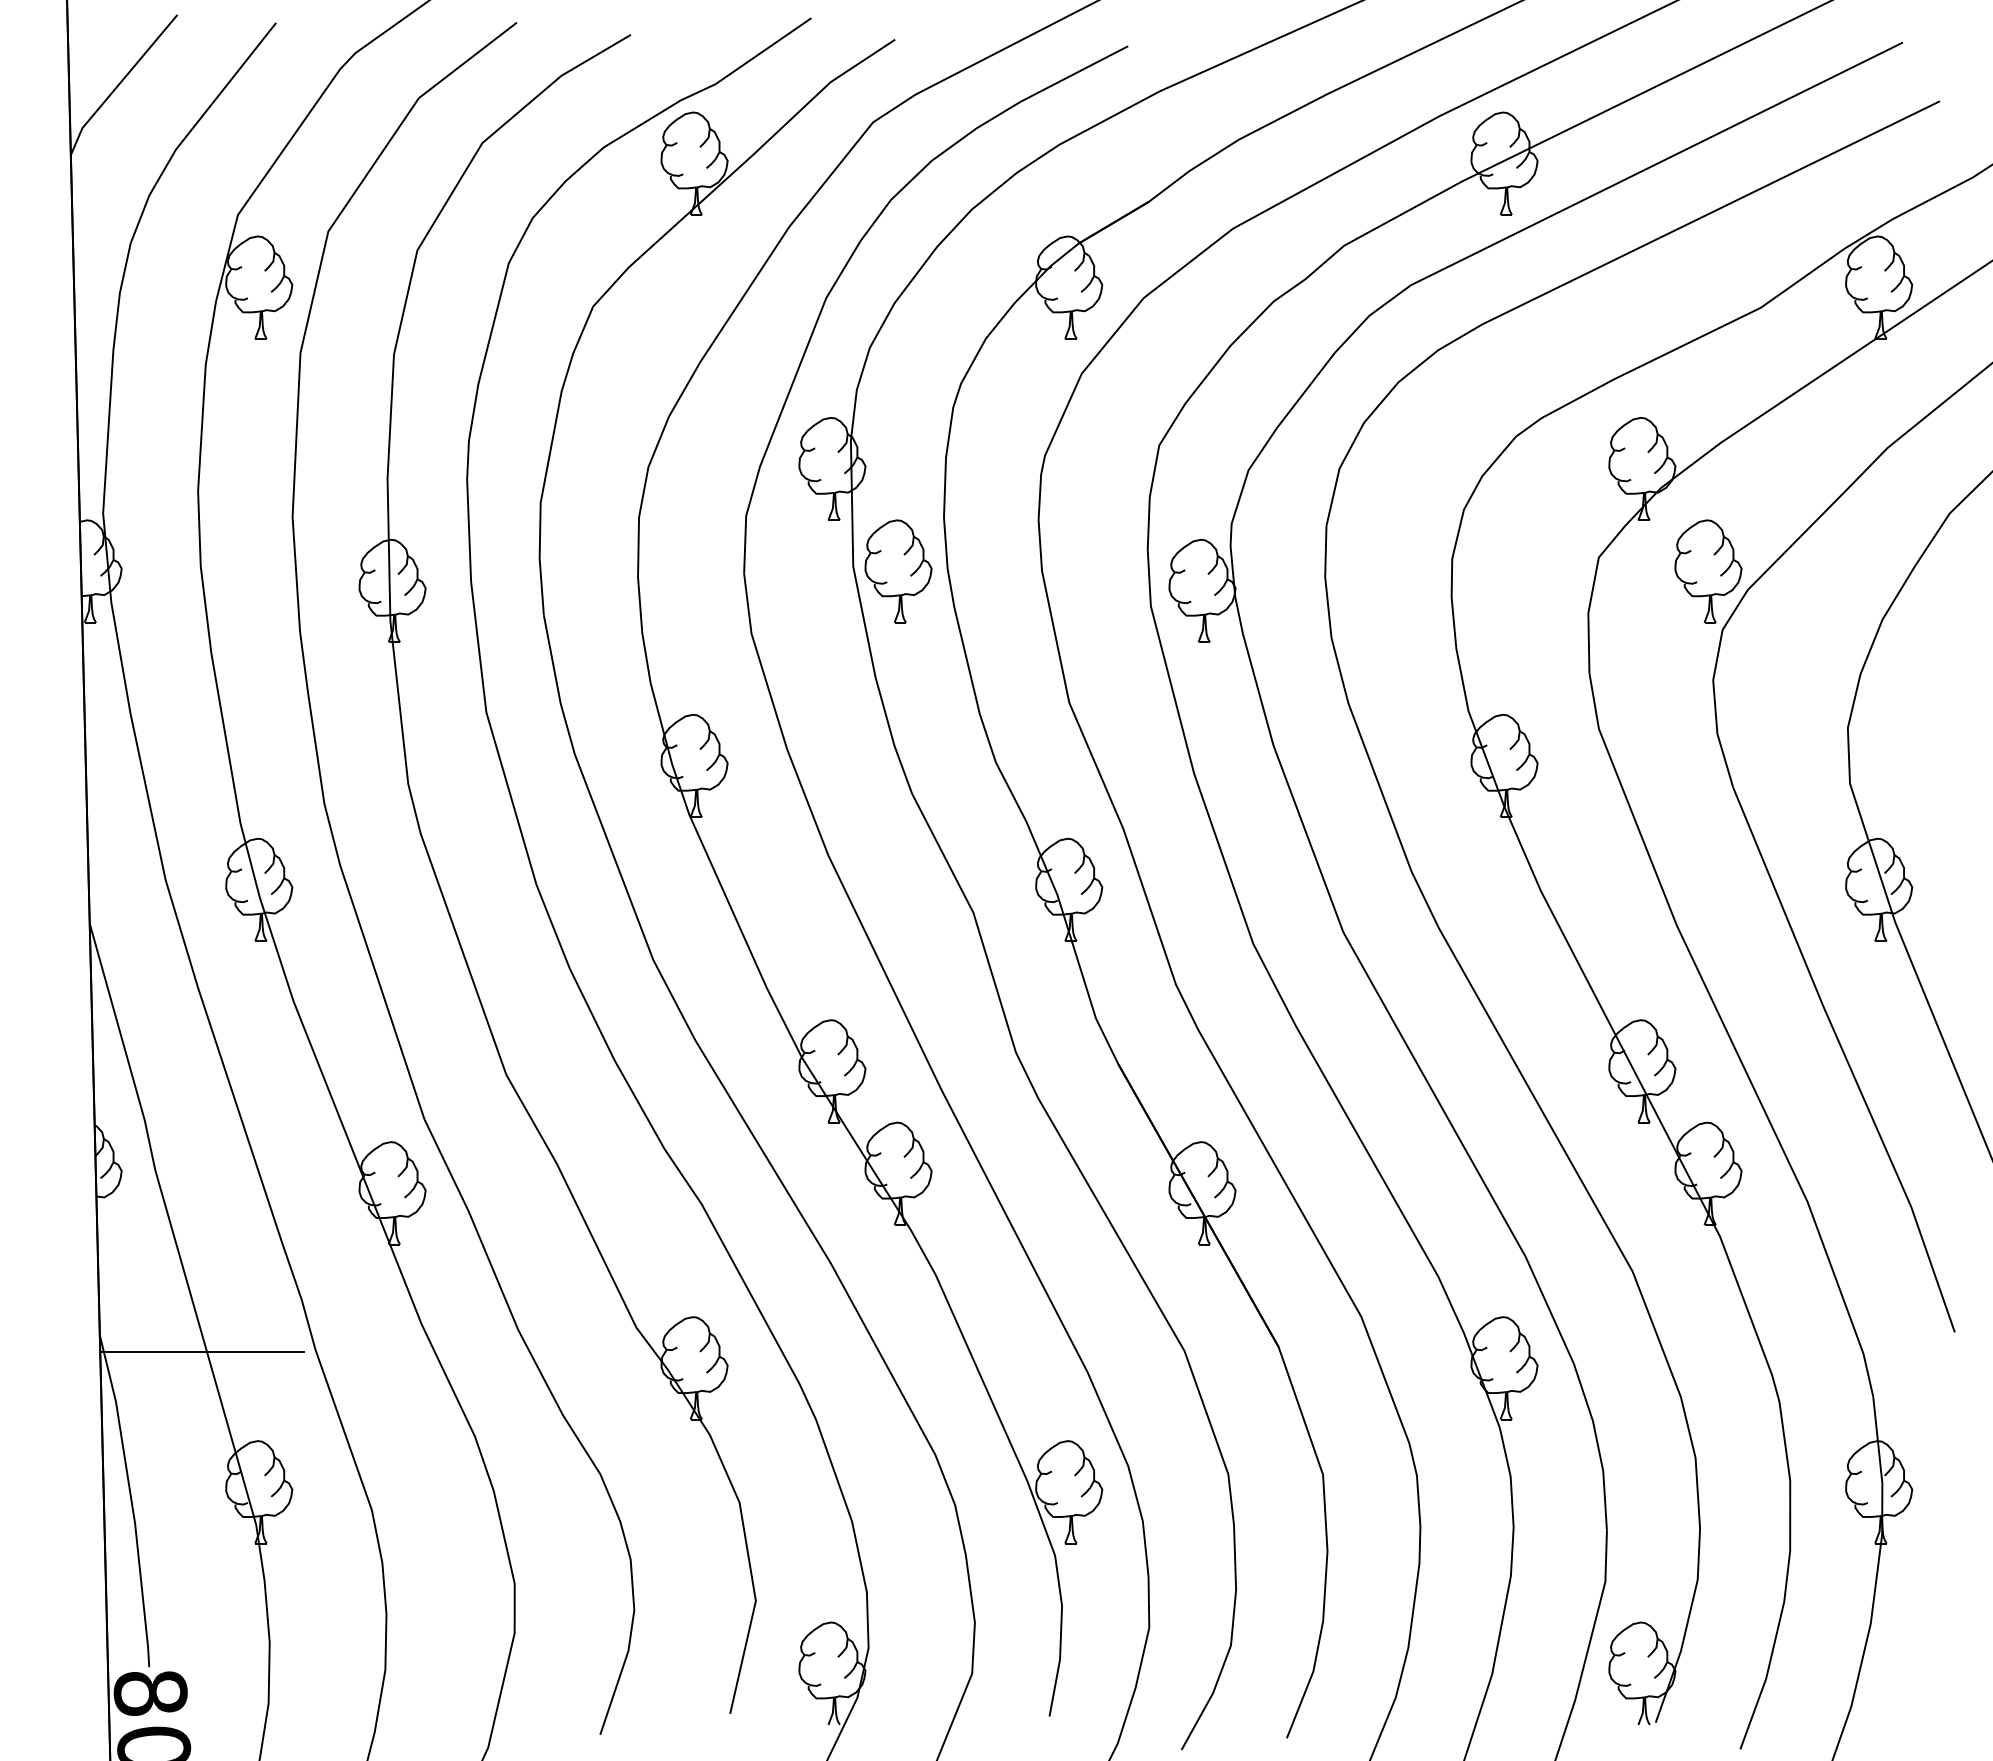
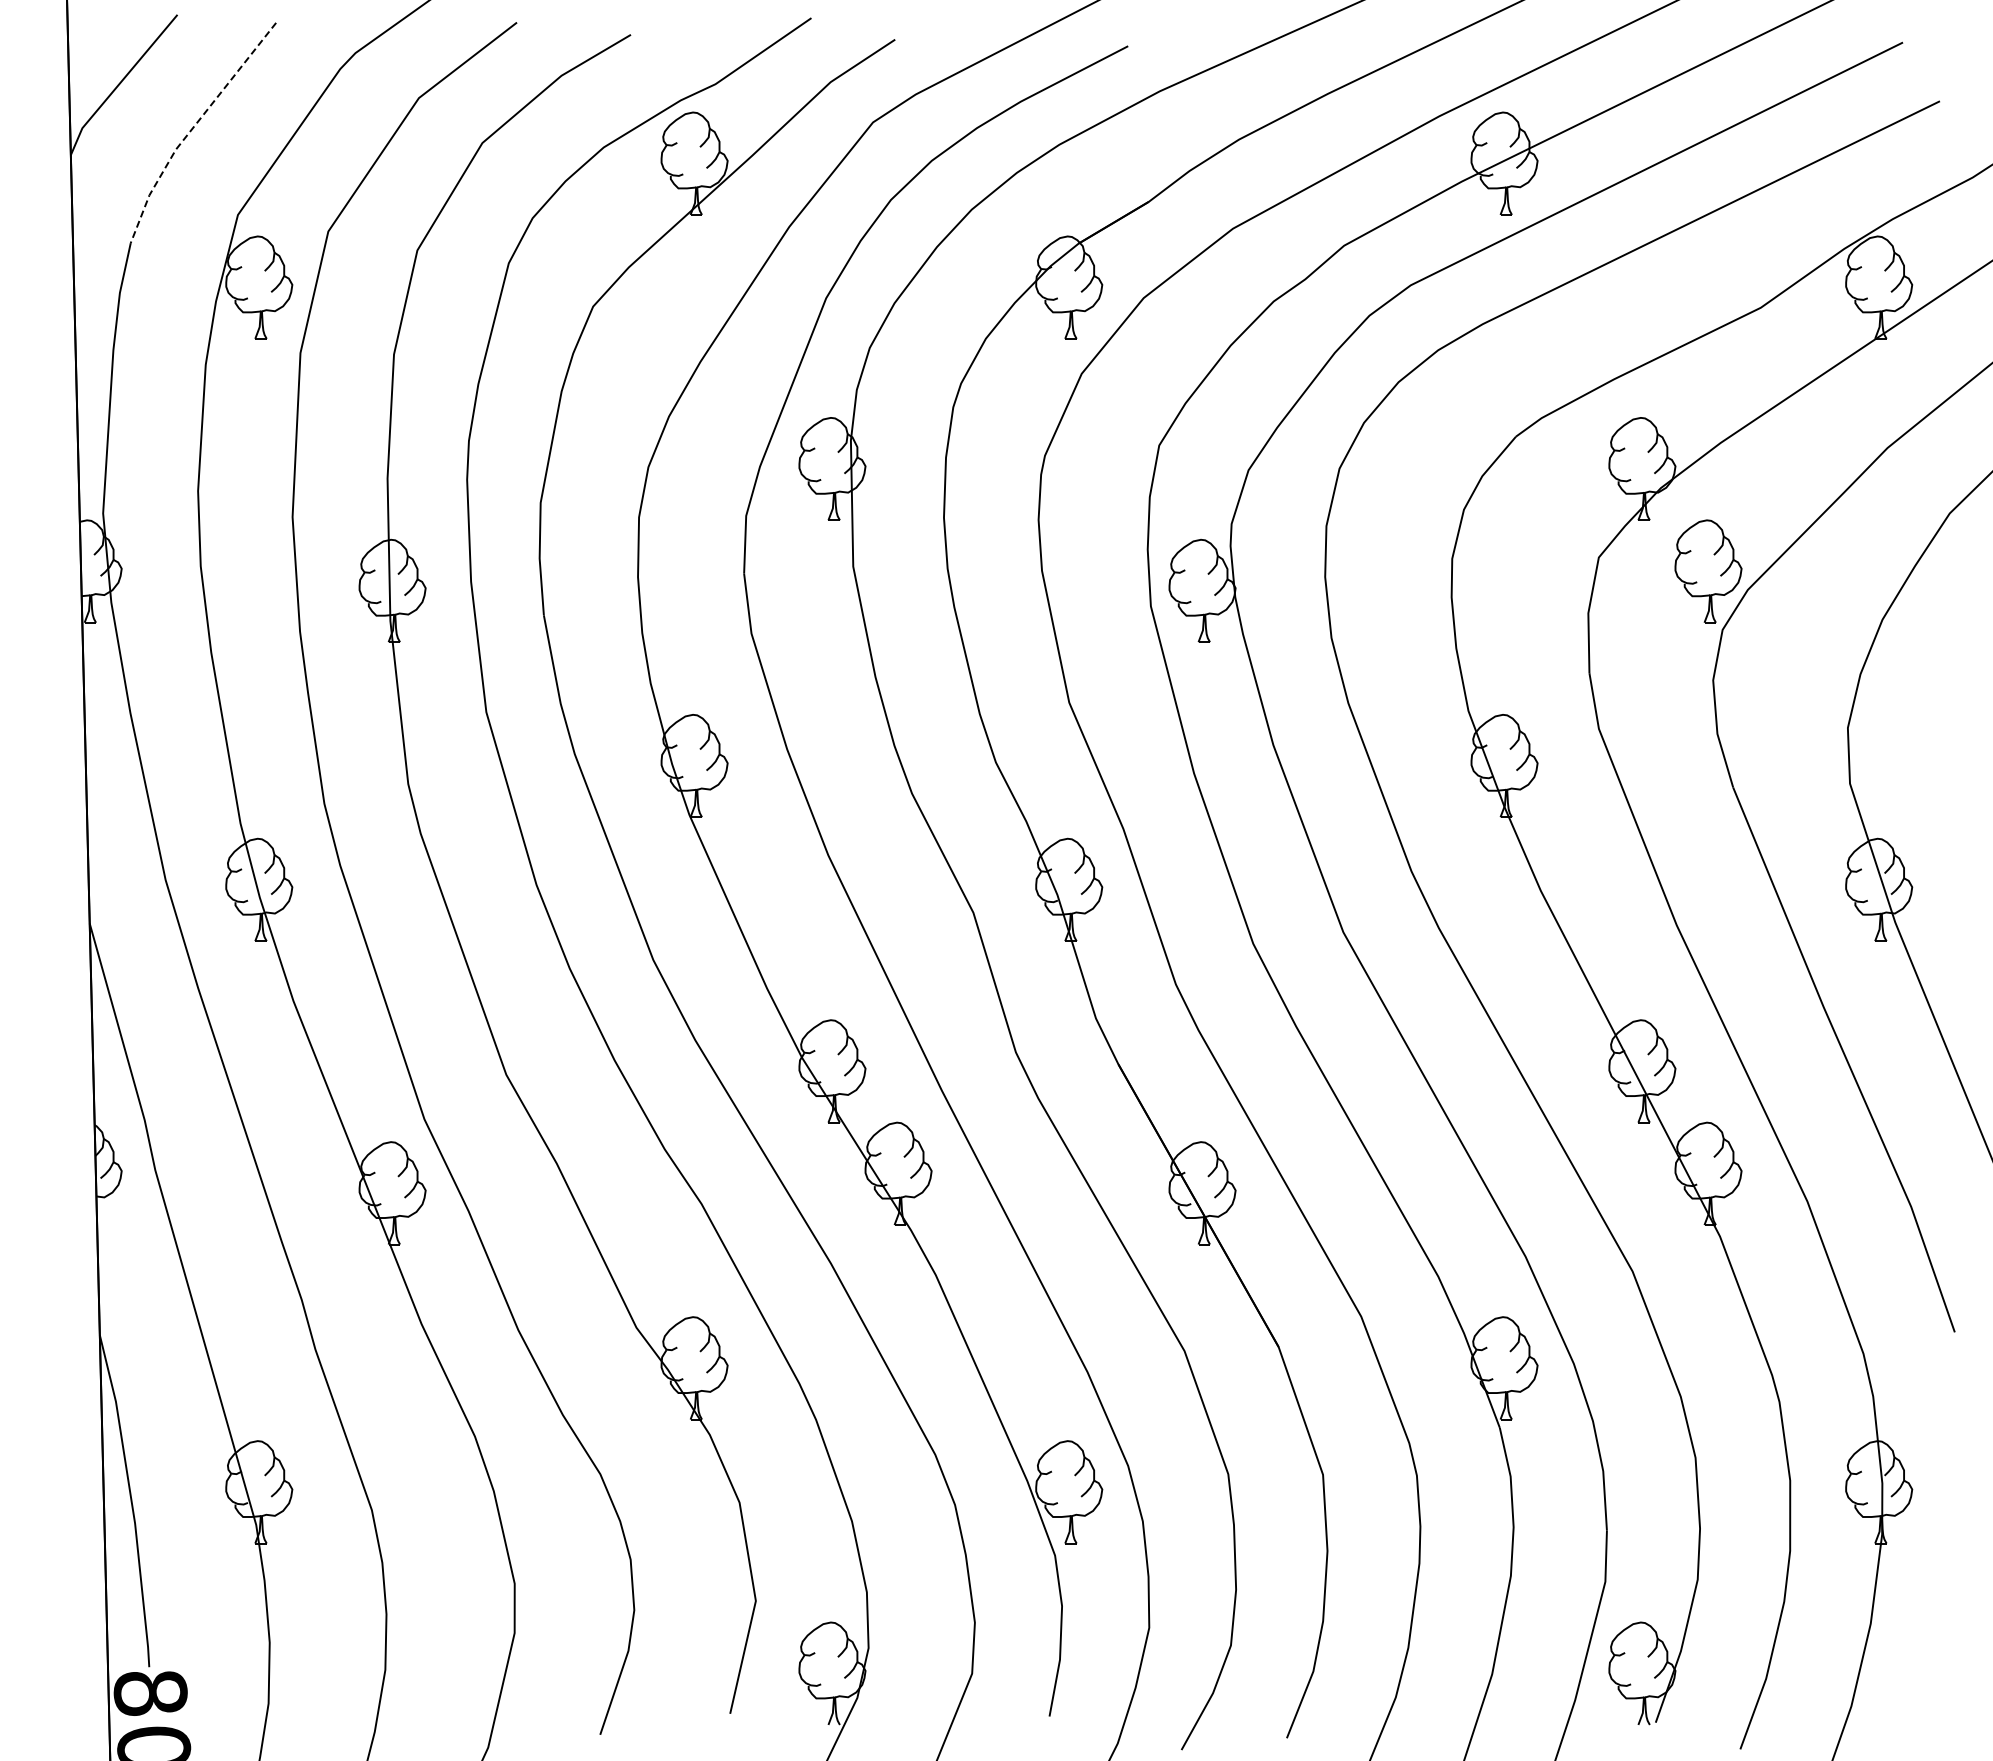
line: solid -> dashed (192, 128)
part: present -> none (898, 571)
line: present -> none (202, 1352)
